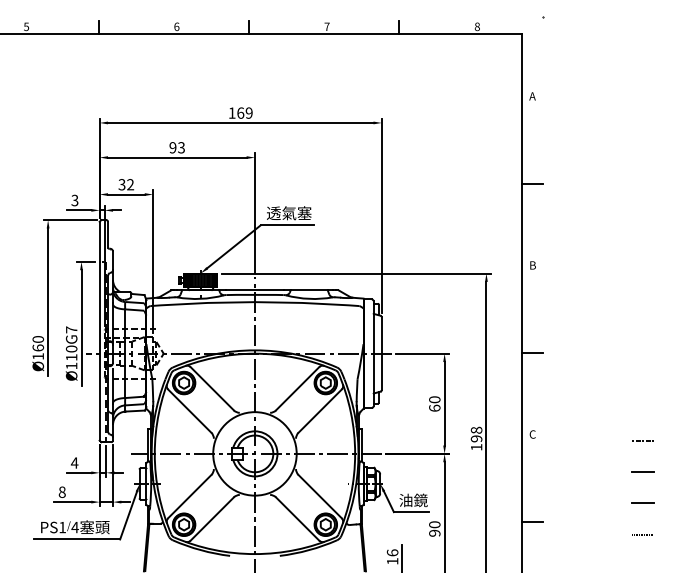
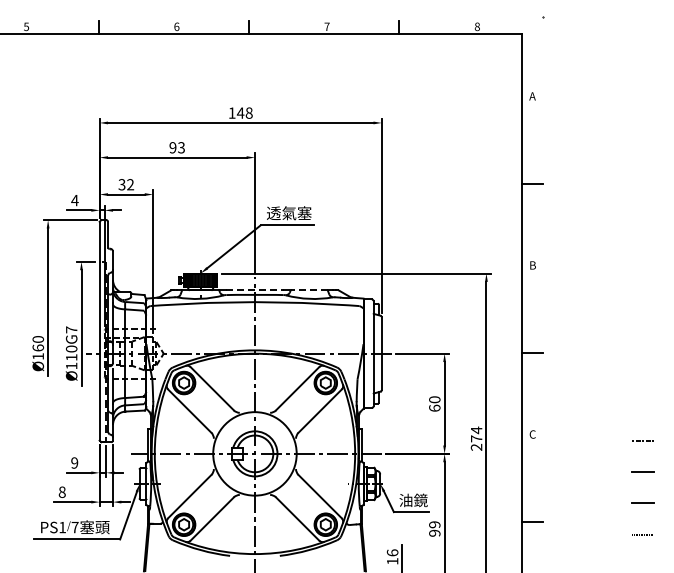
text: 169 -> 148 (244, 112)
text: 3 -> 4 (74, 200)
line: solid -> dashed (255, 290)
line: solid -> dashed (308, 290)
text: 198 -> 274 (476, 438)
text: 4 -> 9 (74, 462)
text: 90 -> 99 (434, 524)
text: 4 -> 7 (74, 527)
